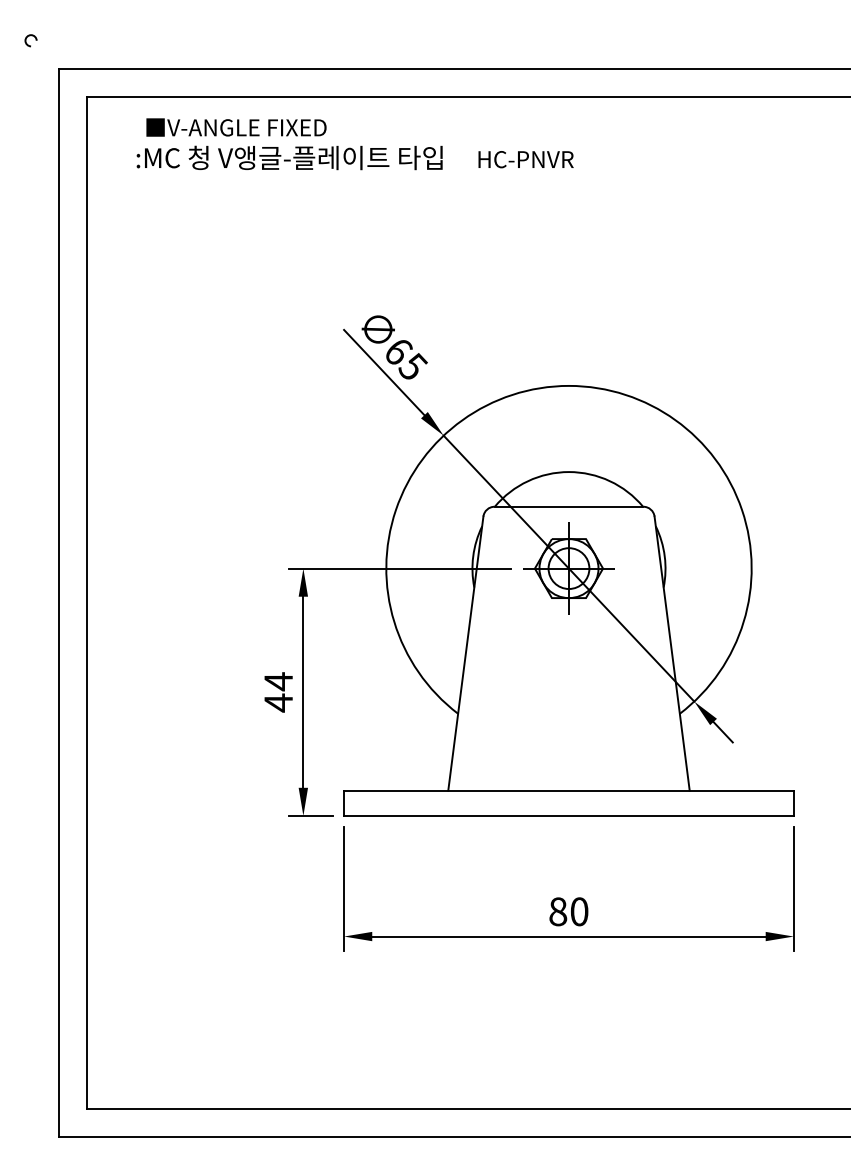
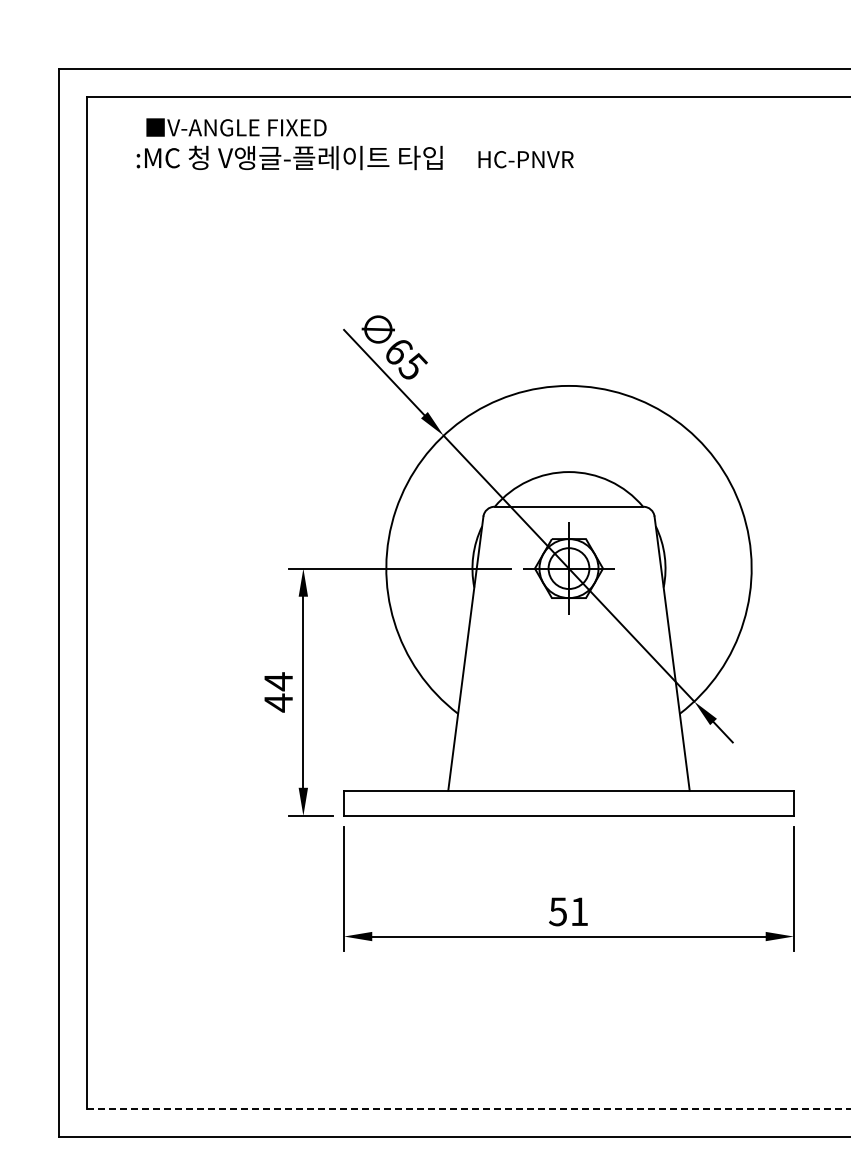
arc: present -> none (30, 36)
text: 80 -> 51 (568, 911)
line: solid -> dashed (469, 1108)
